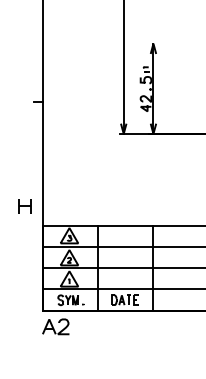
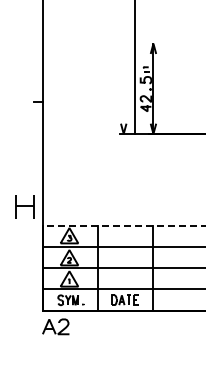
line position: (123, 67) -> (134, 67) (134, 67)
part size: 14x15 px -> 20x24 px (24, 206)
line: solid -> dashed (123, 225)
